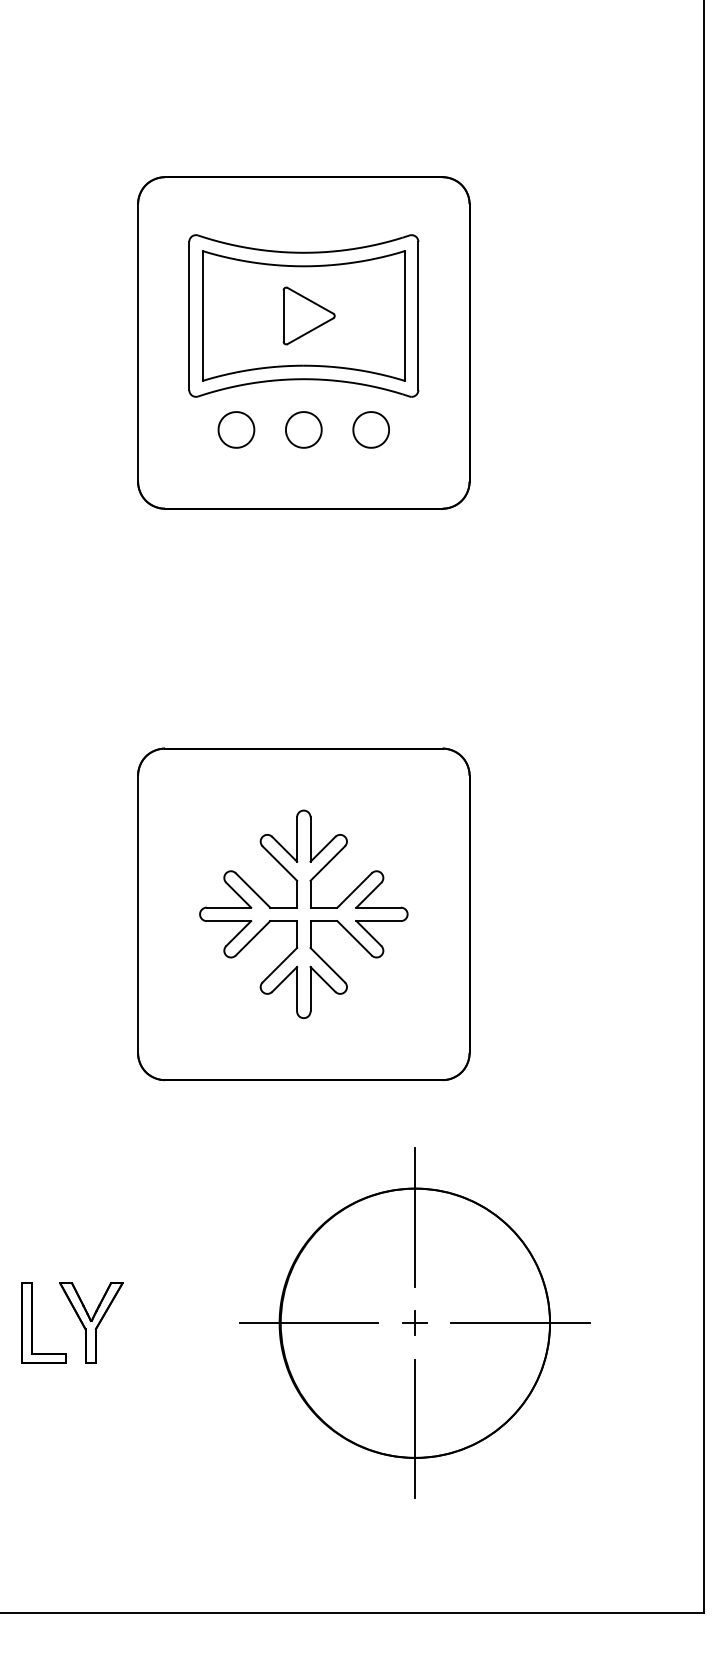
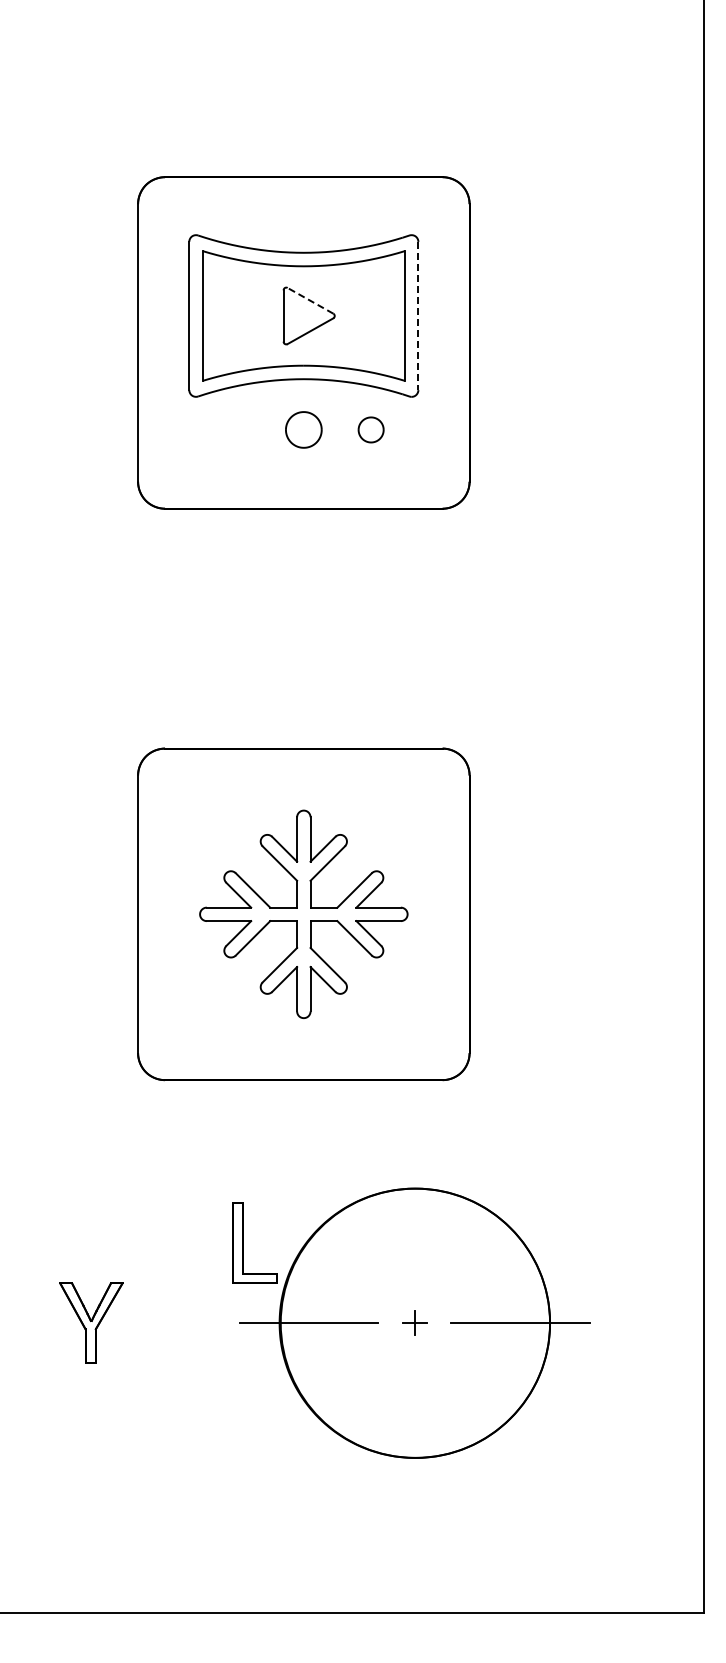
line: solid -> dashed (310, 300)
line: solid -> dashed (418, 316)
part: present -> none (236, 429)
part size: 38x38 px -> 28x28 px (370, 429)
line: present -> none (415, 1216)
part position: (32, 1322) -> (243, 1242) (243, 1242)
line: present -> none (415, 1428)
